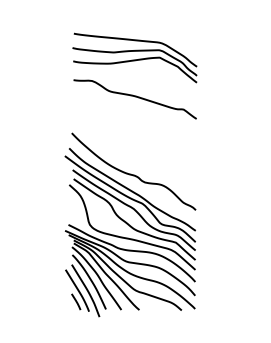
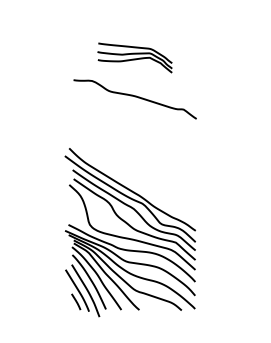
part size: 126x52 px -> 76x32 px (134, 57)
curve: present -> none (131, 173)
